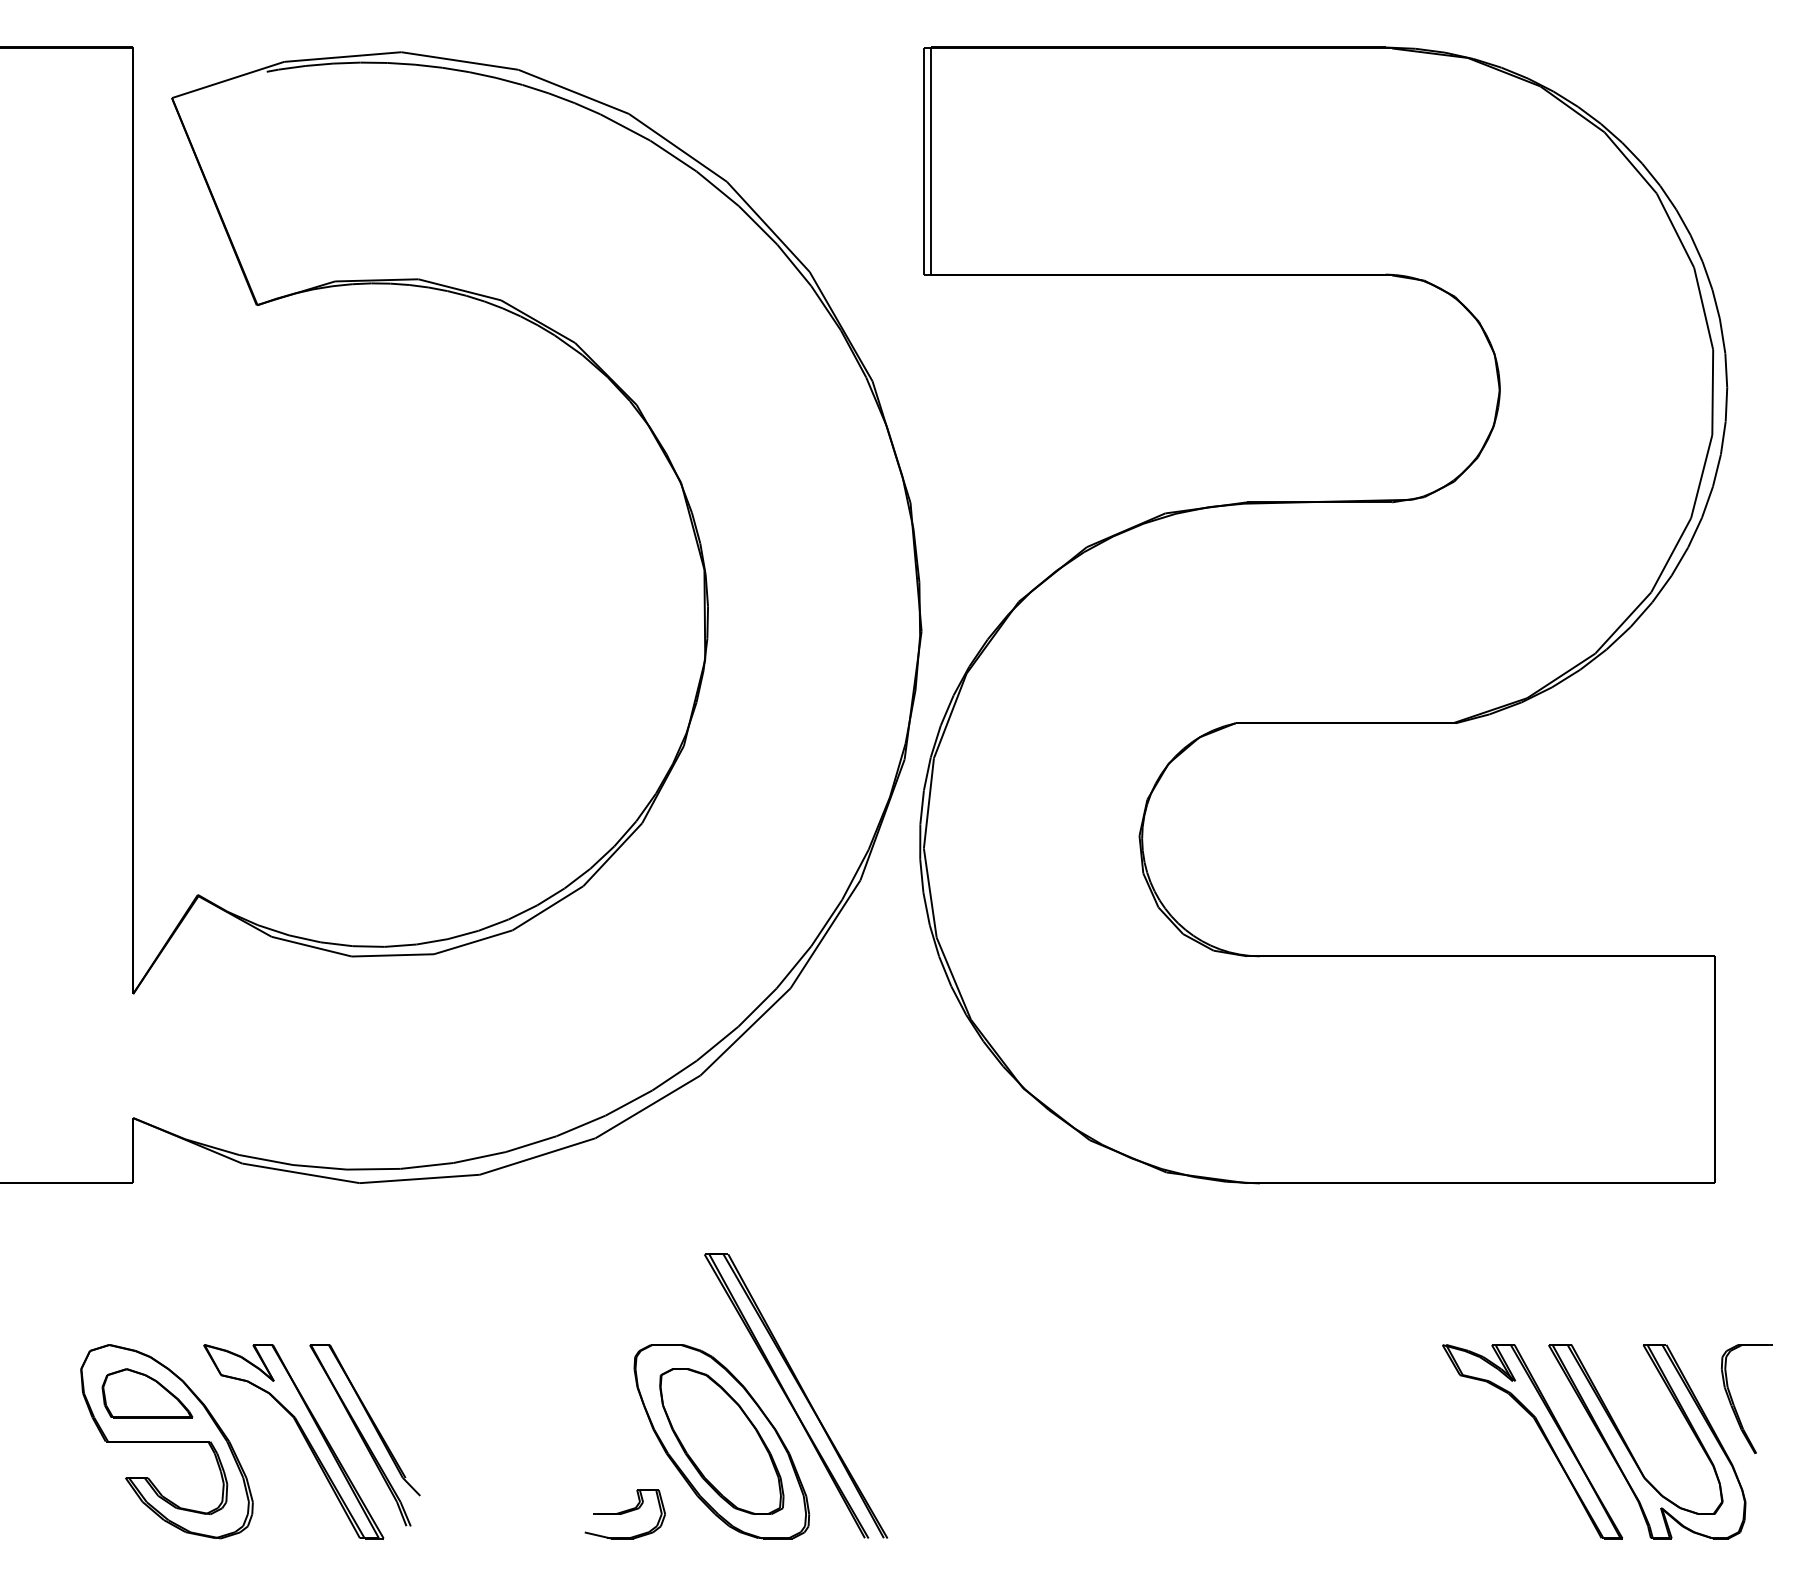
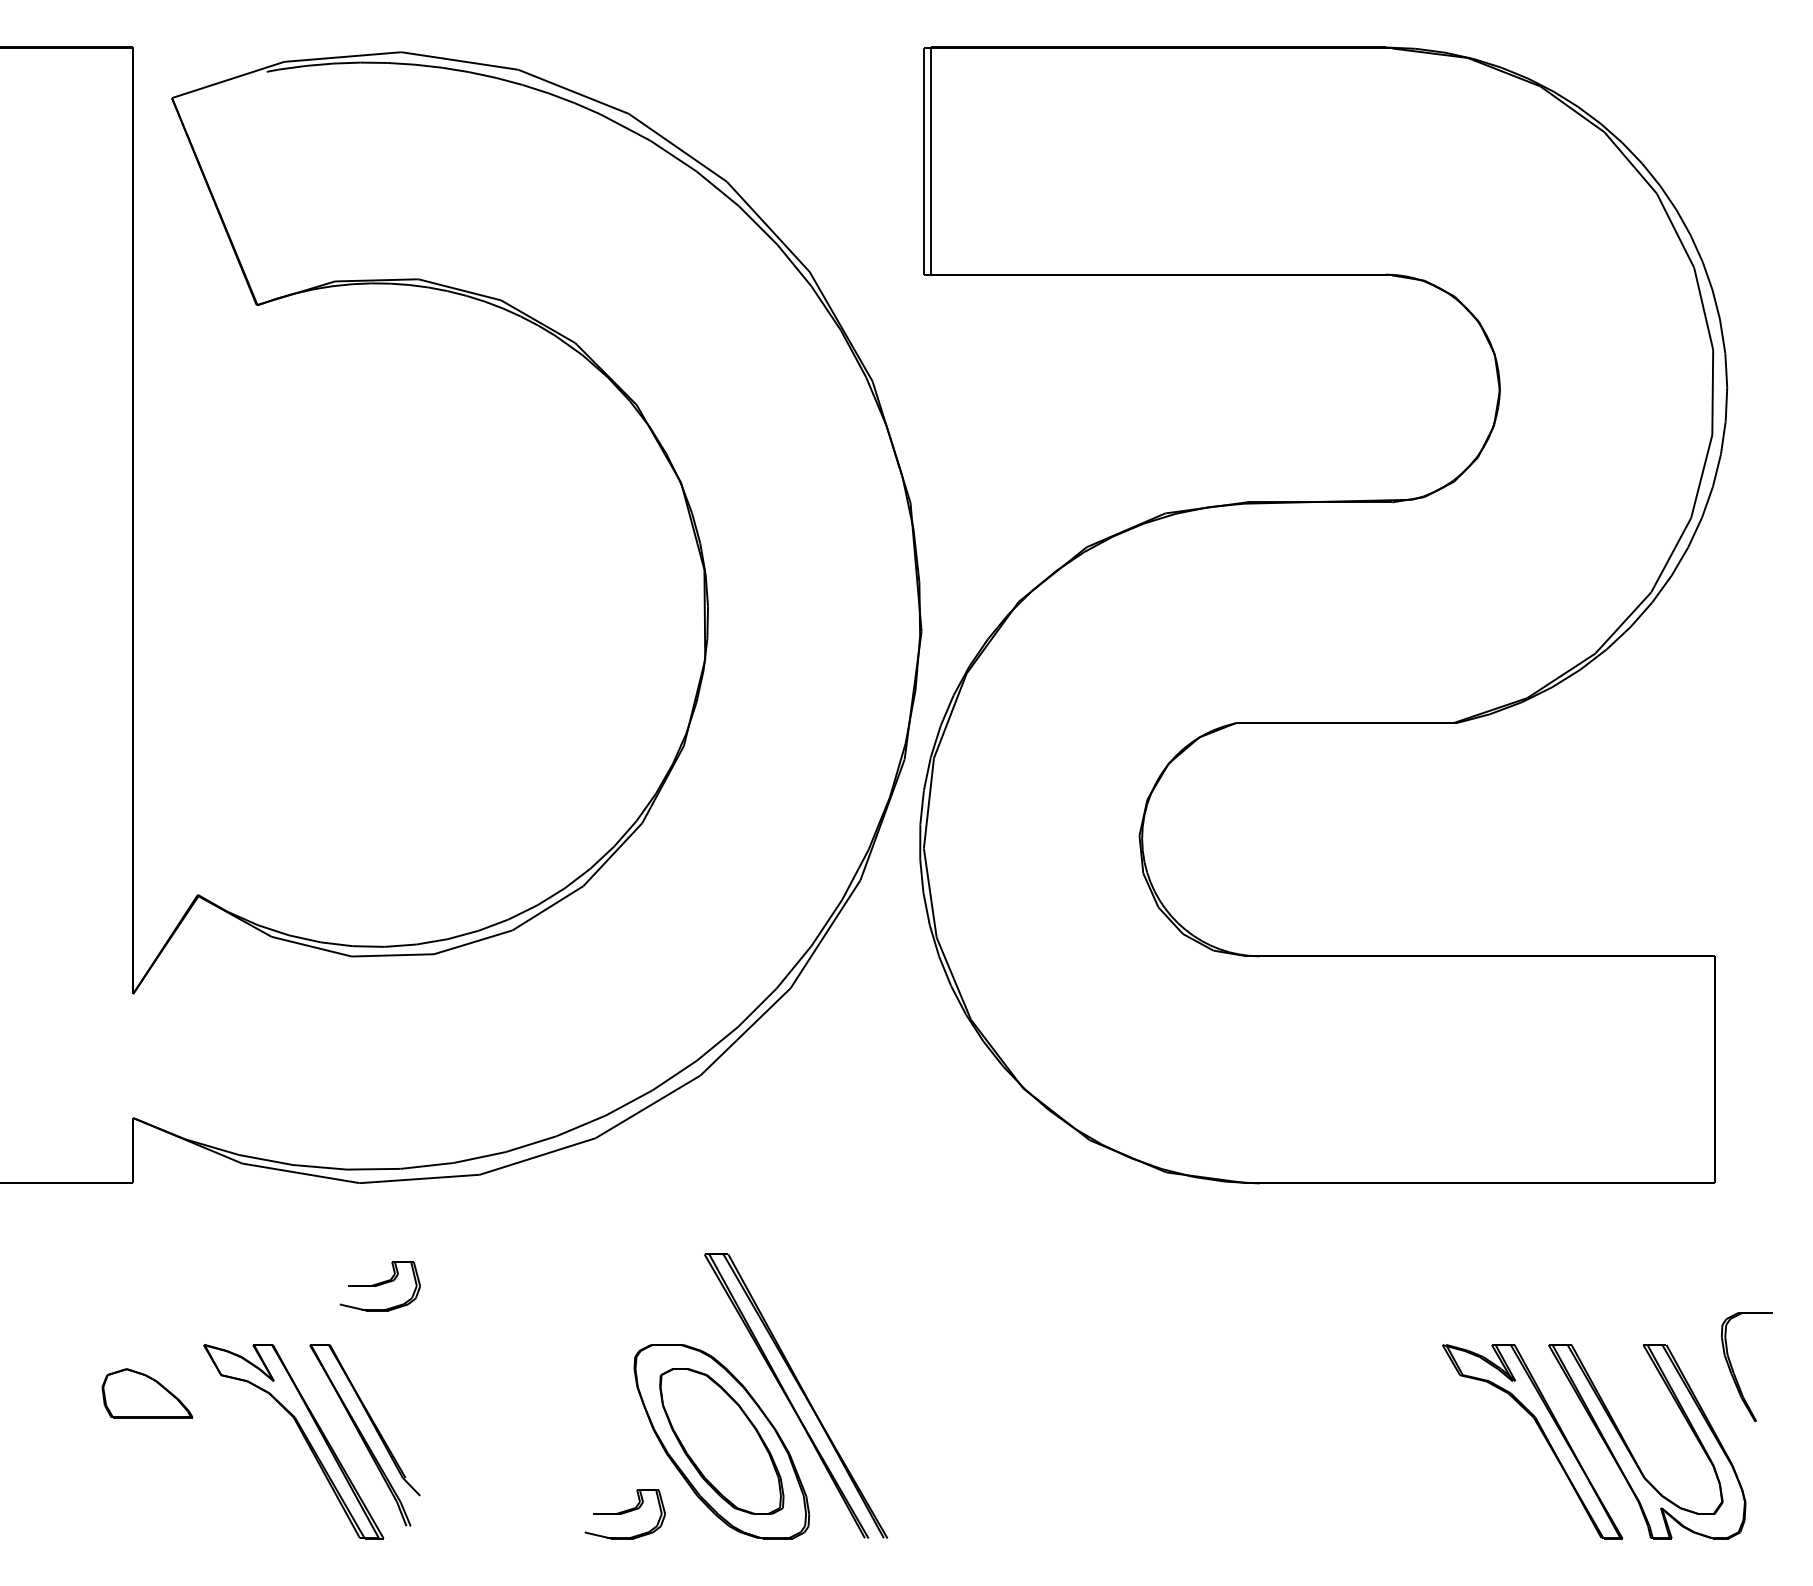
part: none -> present (379, 1286)
part position: (1734, 1403) -> (1734, 1371) (1734, 1371)
part: present -> none (166, 1441)
